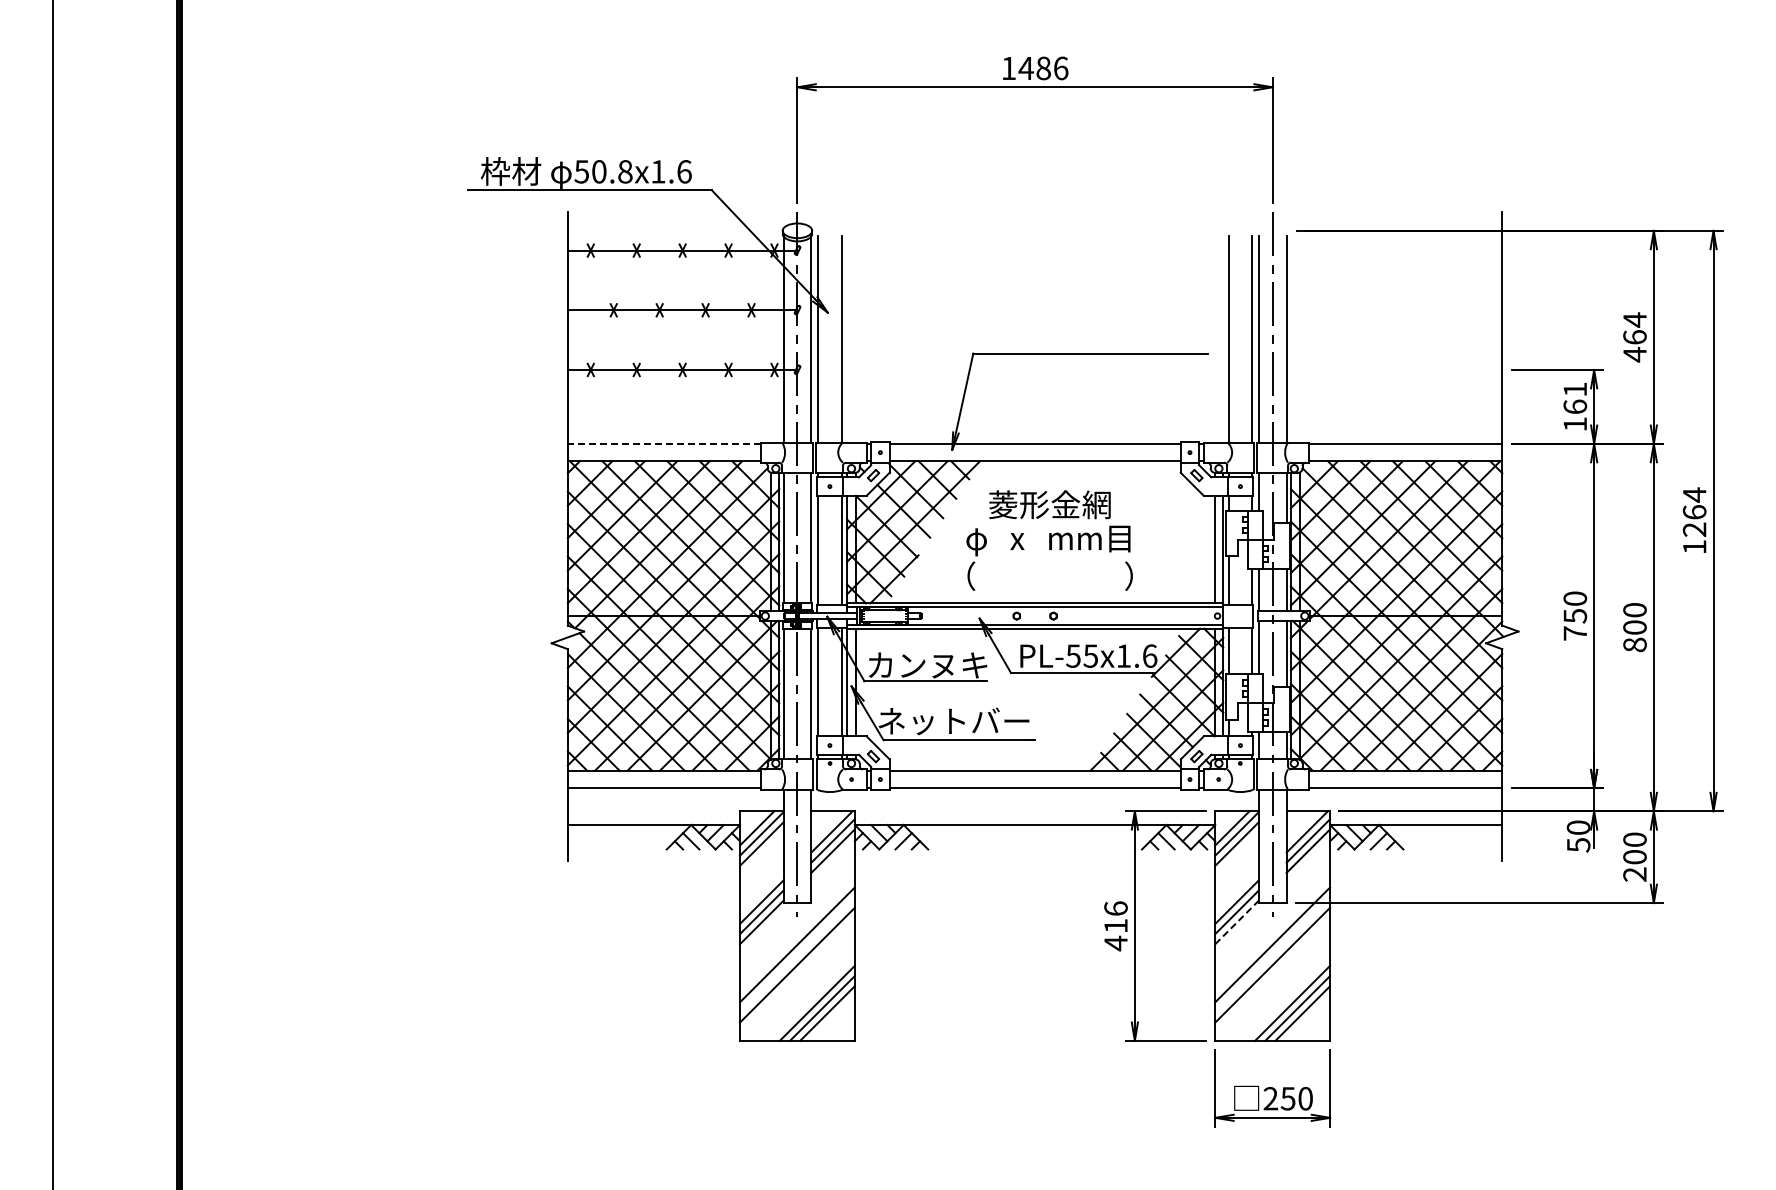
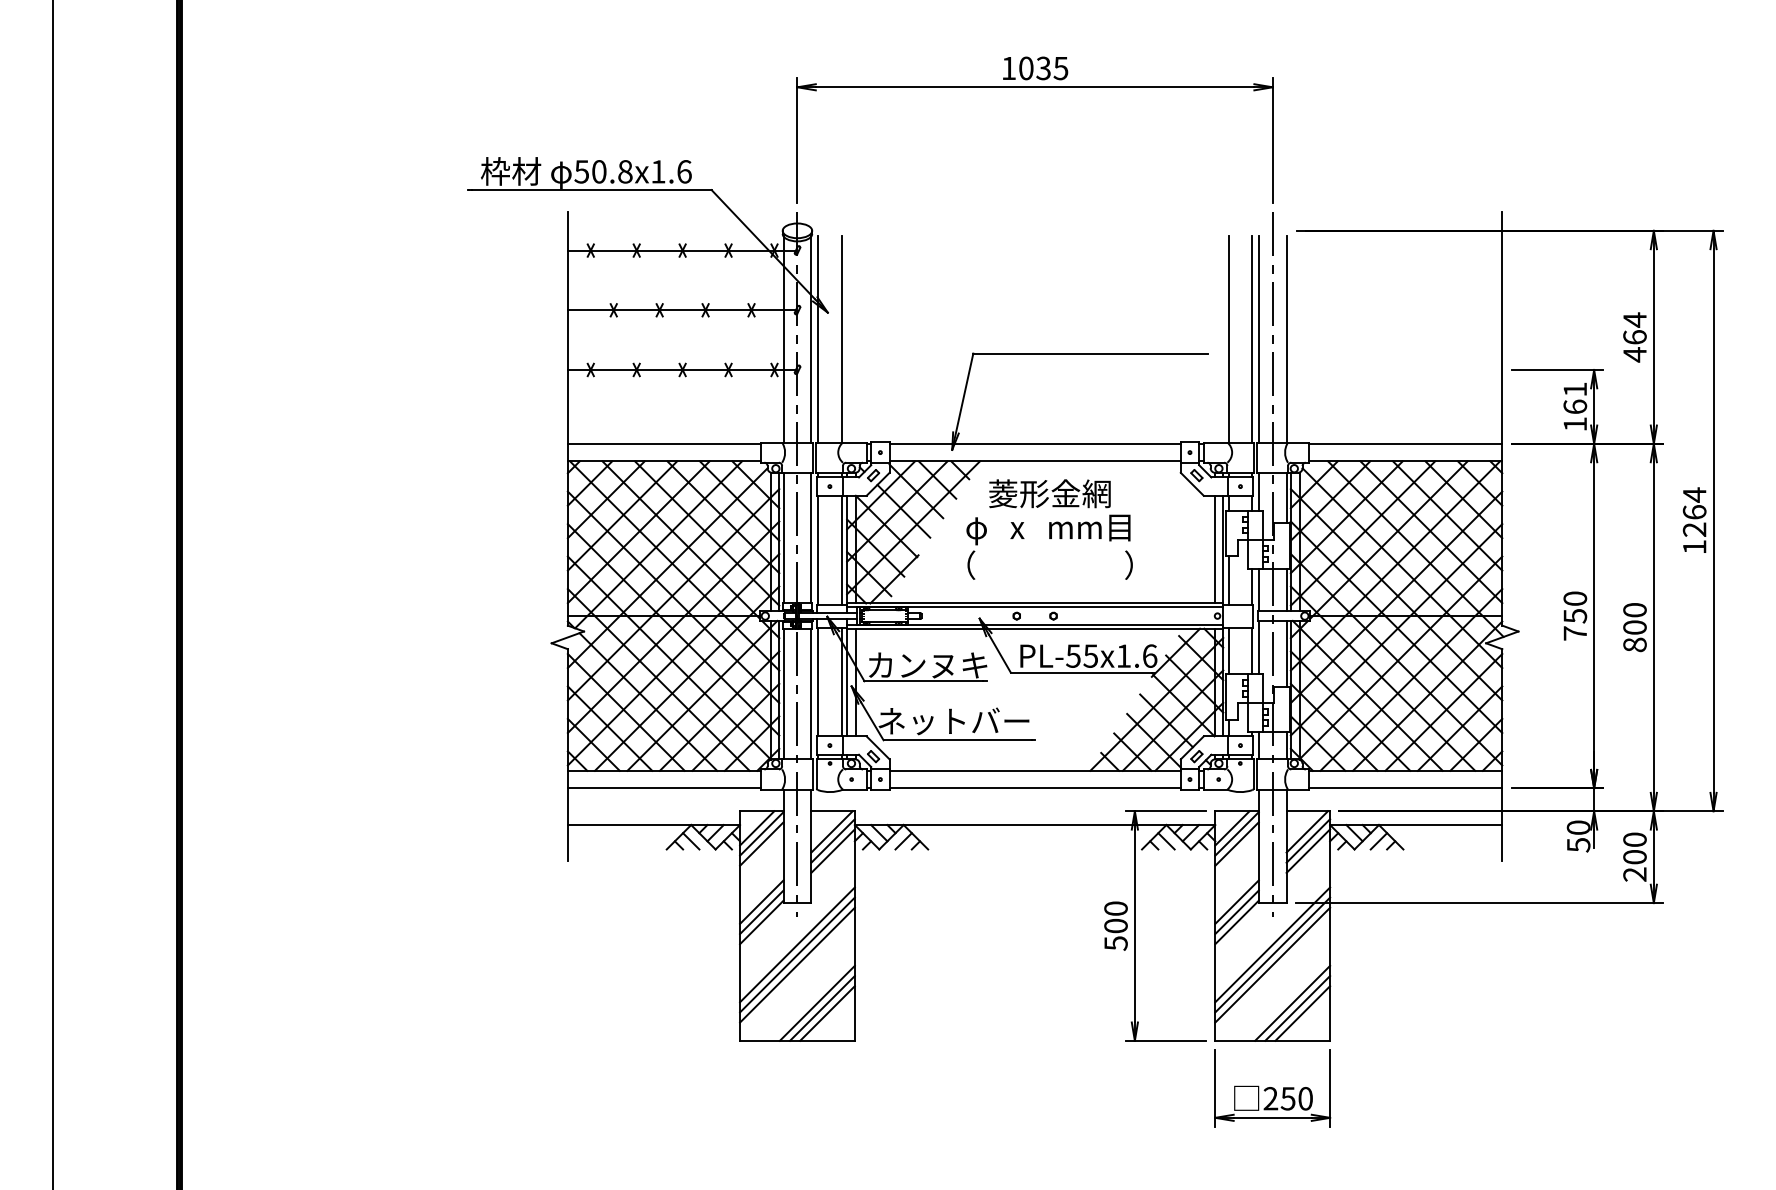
text: 1486 -> 1035 (1043, 68)
line: dashed -> solid (663, 443)
text position: (1049, 540) -> (1049, 529) (1049, 529)
line: dashed -> solid (1237, 922)
text: 416 -> 500 (1115, 926)
line: none -> present (797, 954)
line: none -> present (1272, 954)
